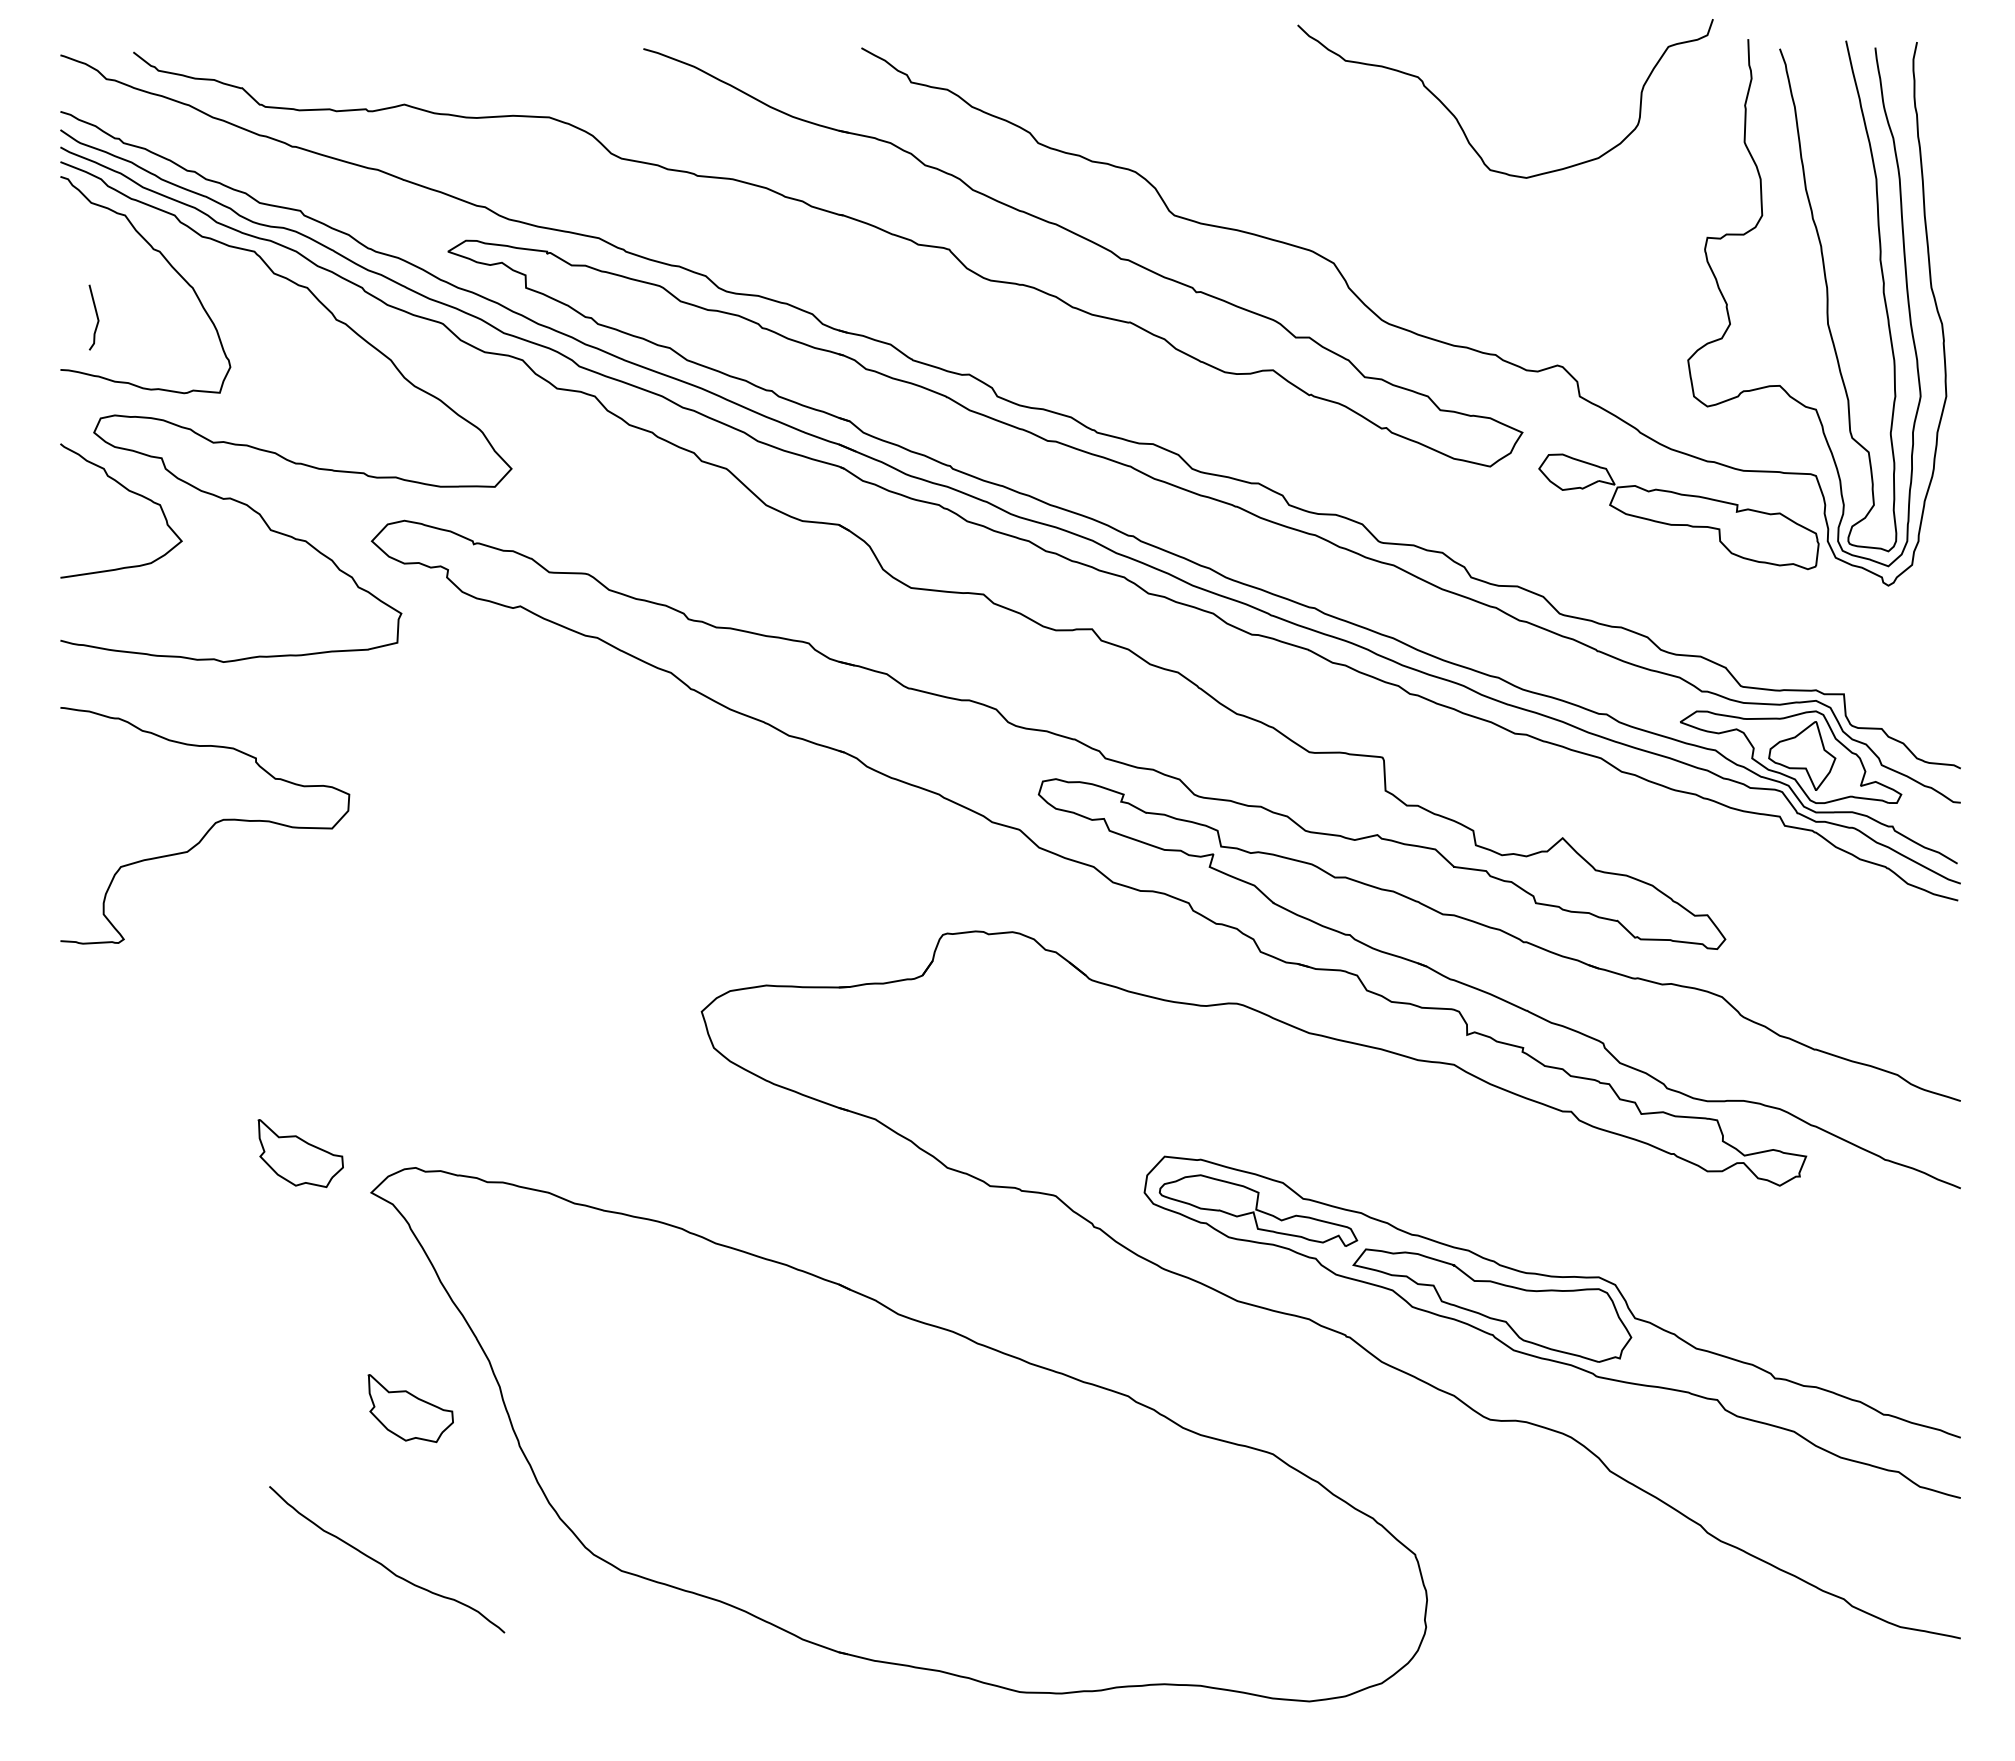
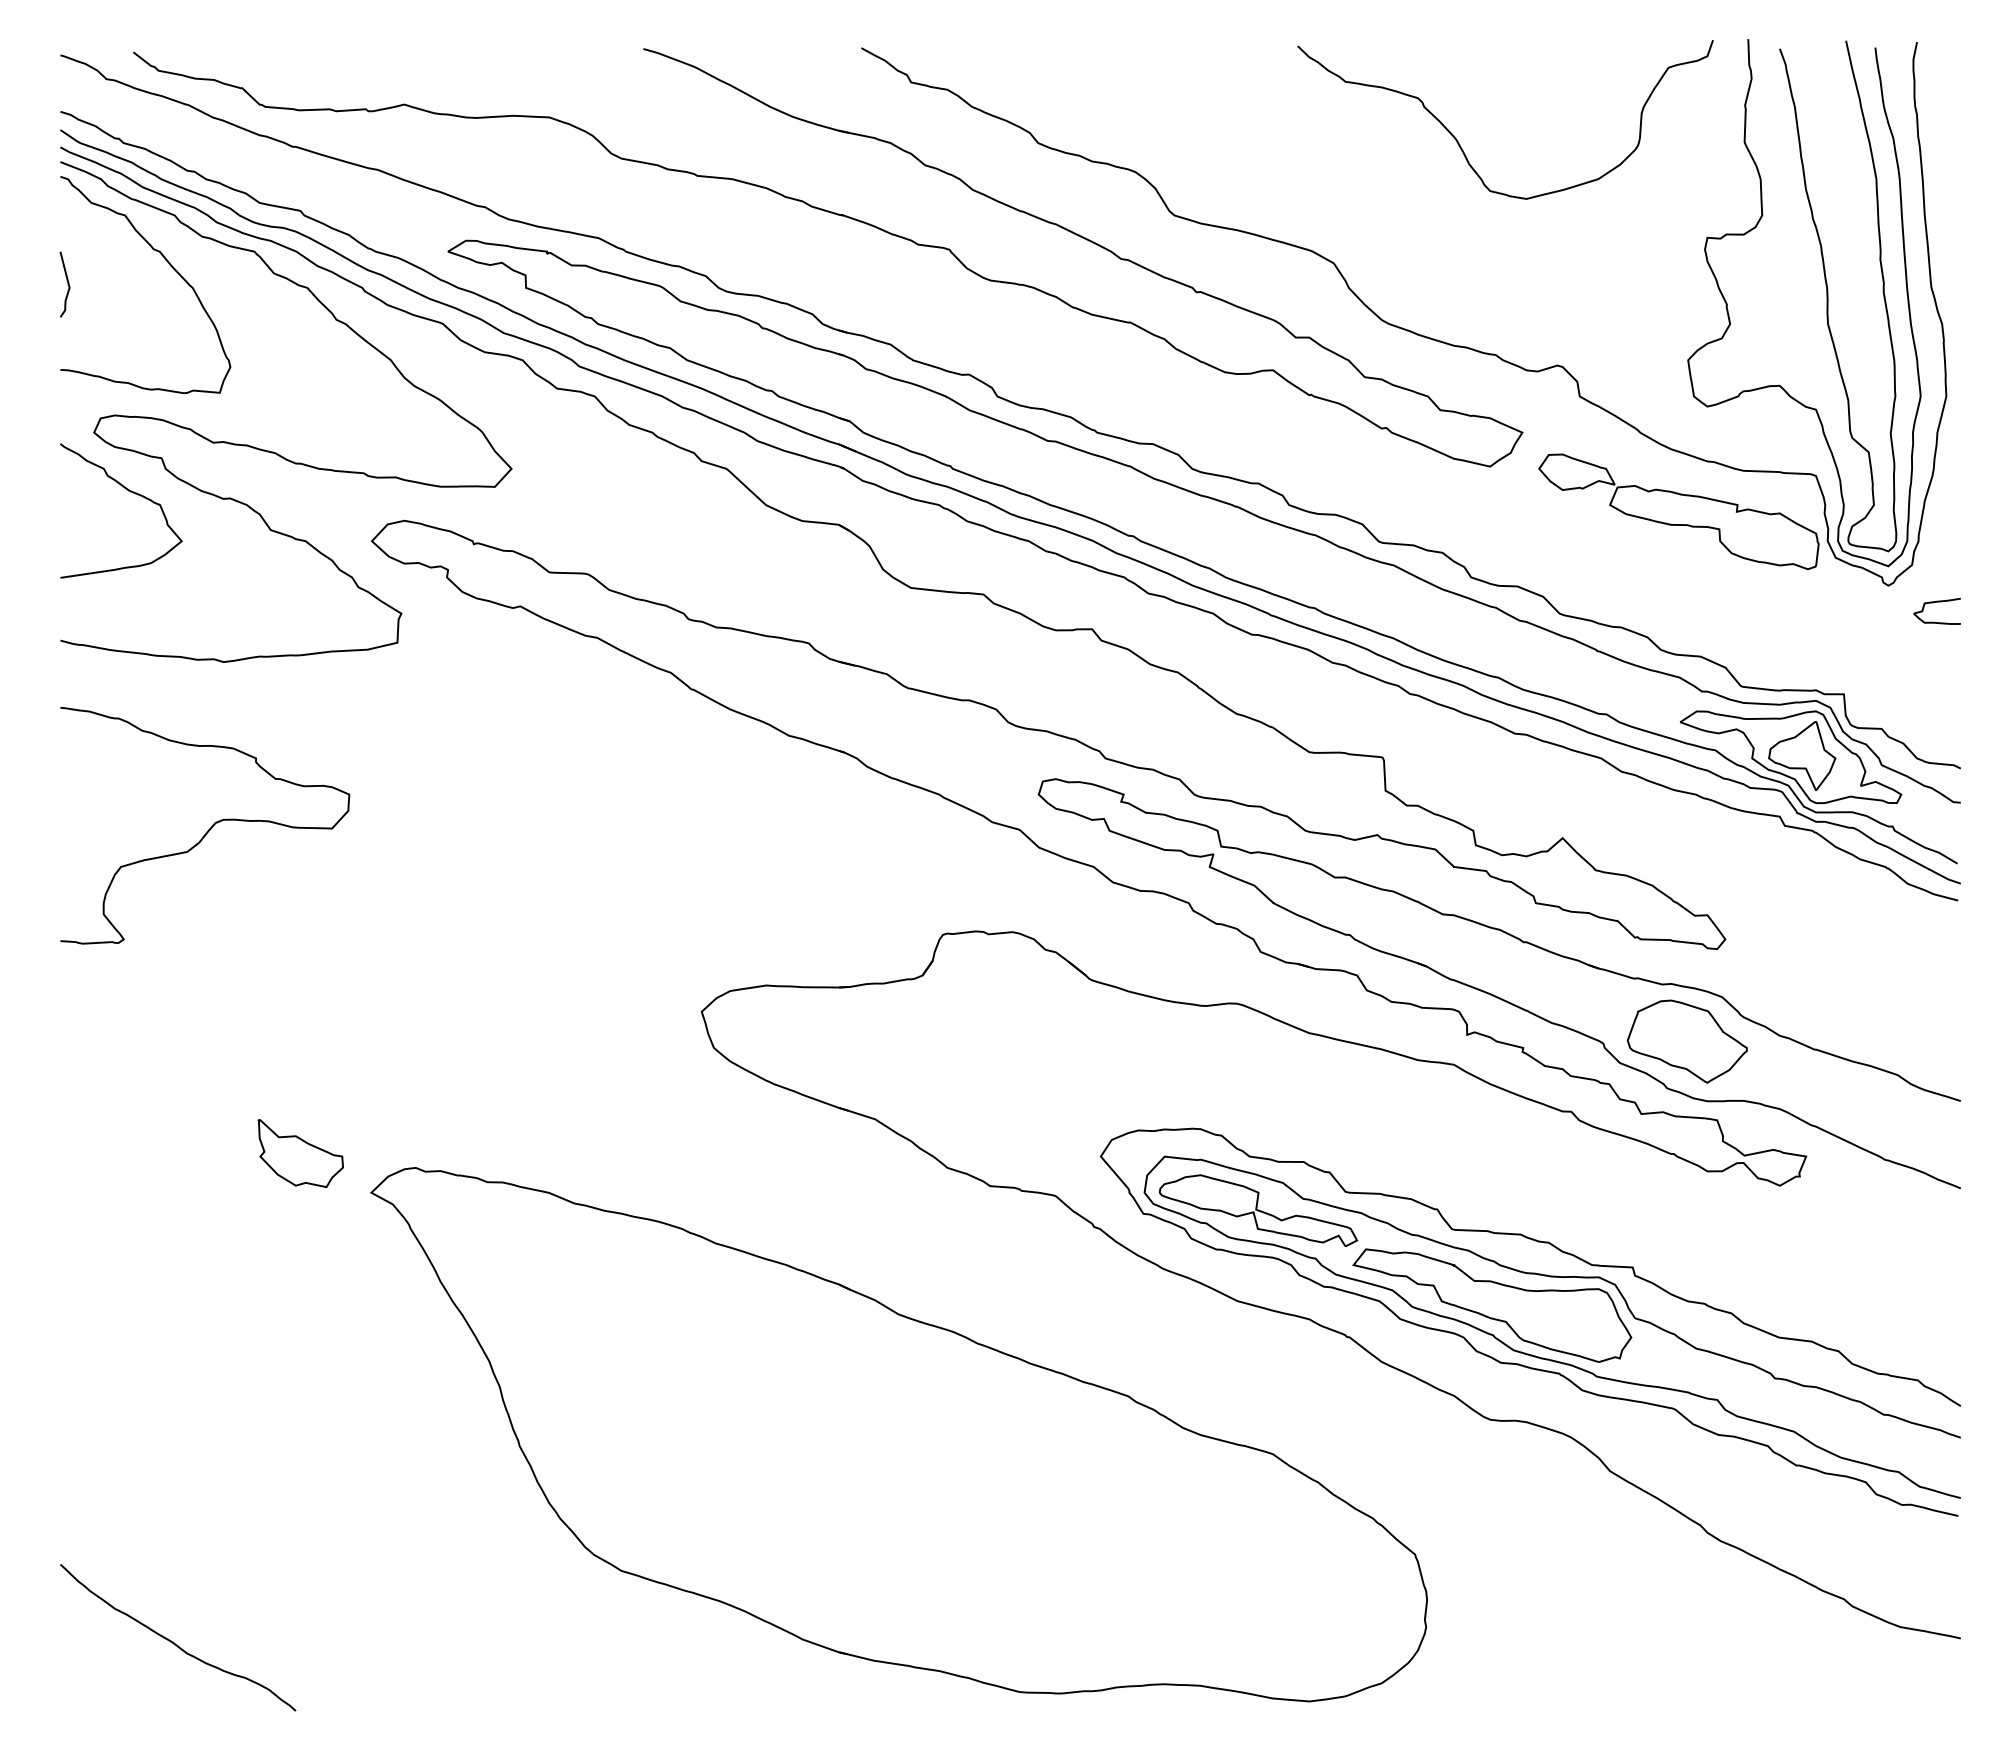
curve position: (1461, 125) -> (1461, 146) (1461, 146)
curve position: (96, 317) -> (67, 284) (67, 284)
curve: none -> present (1933, 603)
part: none -> present (1686, 1041)
curve: none -> present (1519, 1363)
part: present -> none (410, 1408)
curve position: (382, 1563) -> (173, 1641) (173, 1641)
